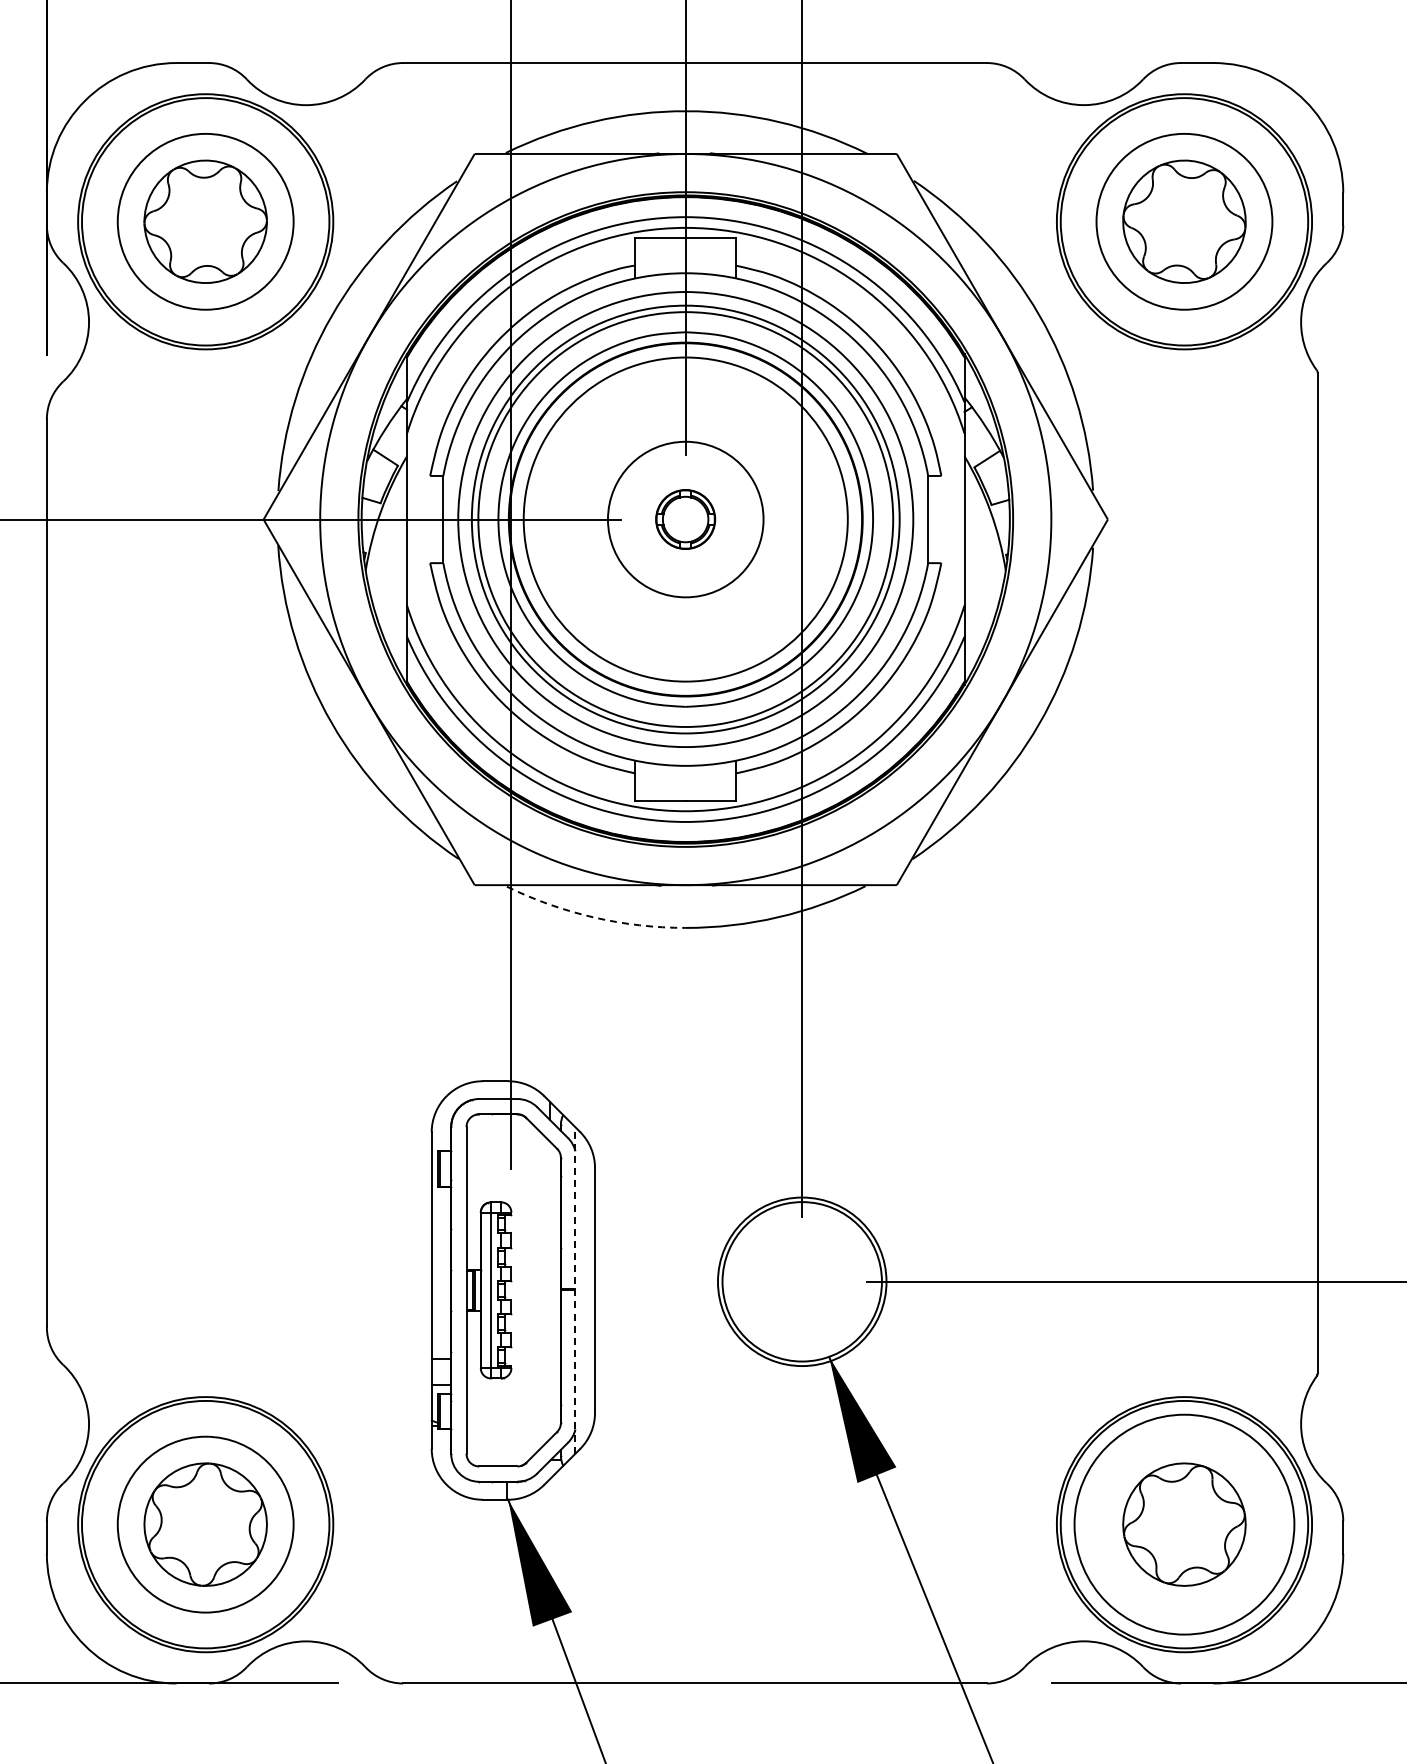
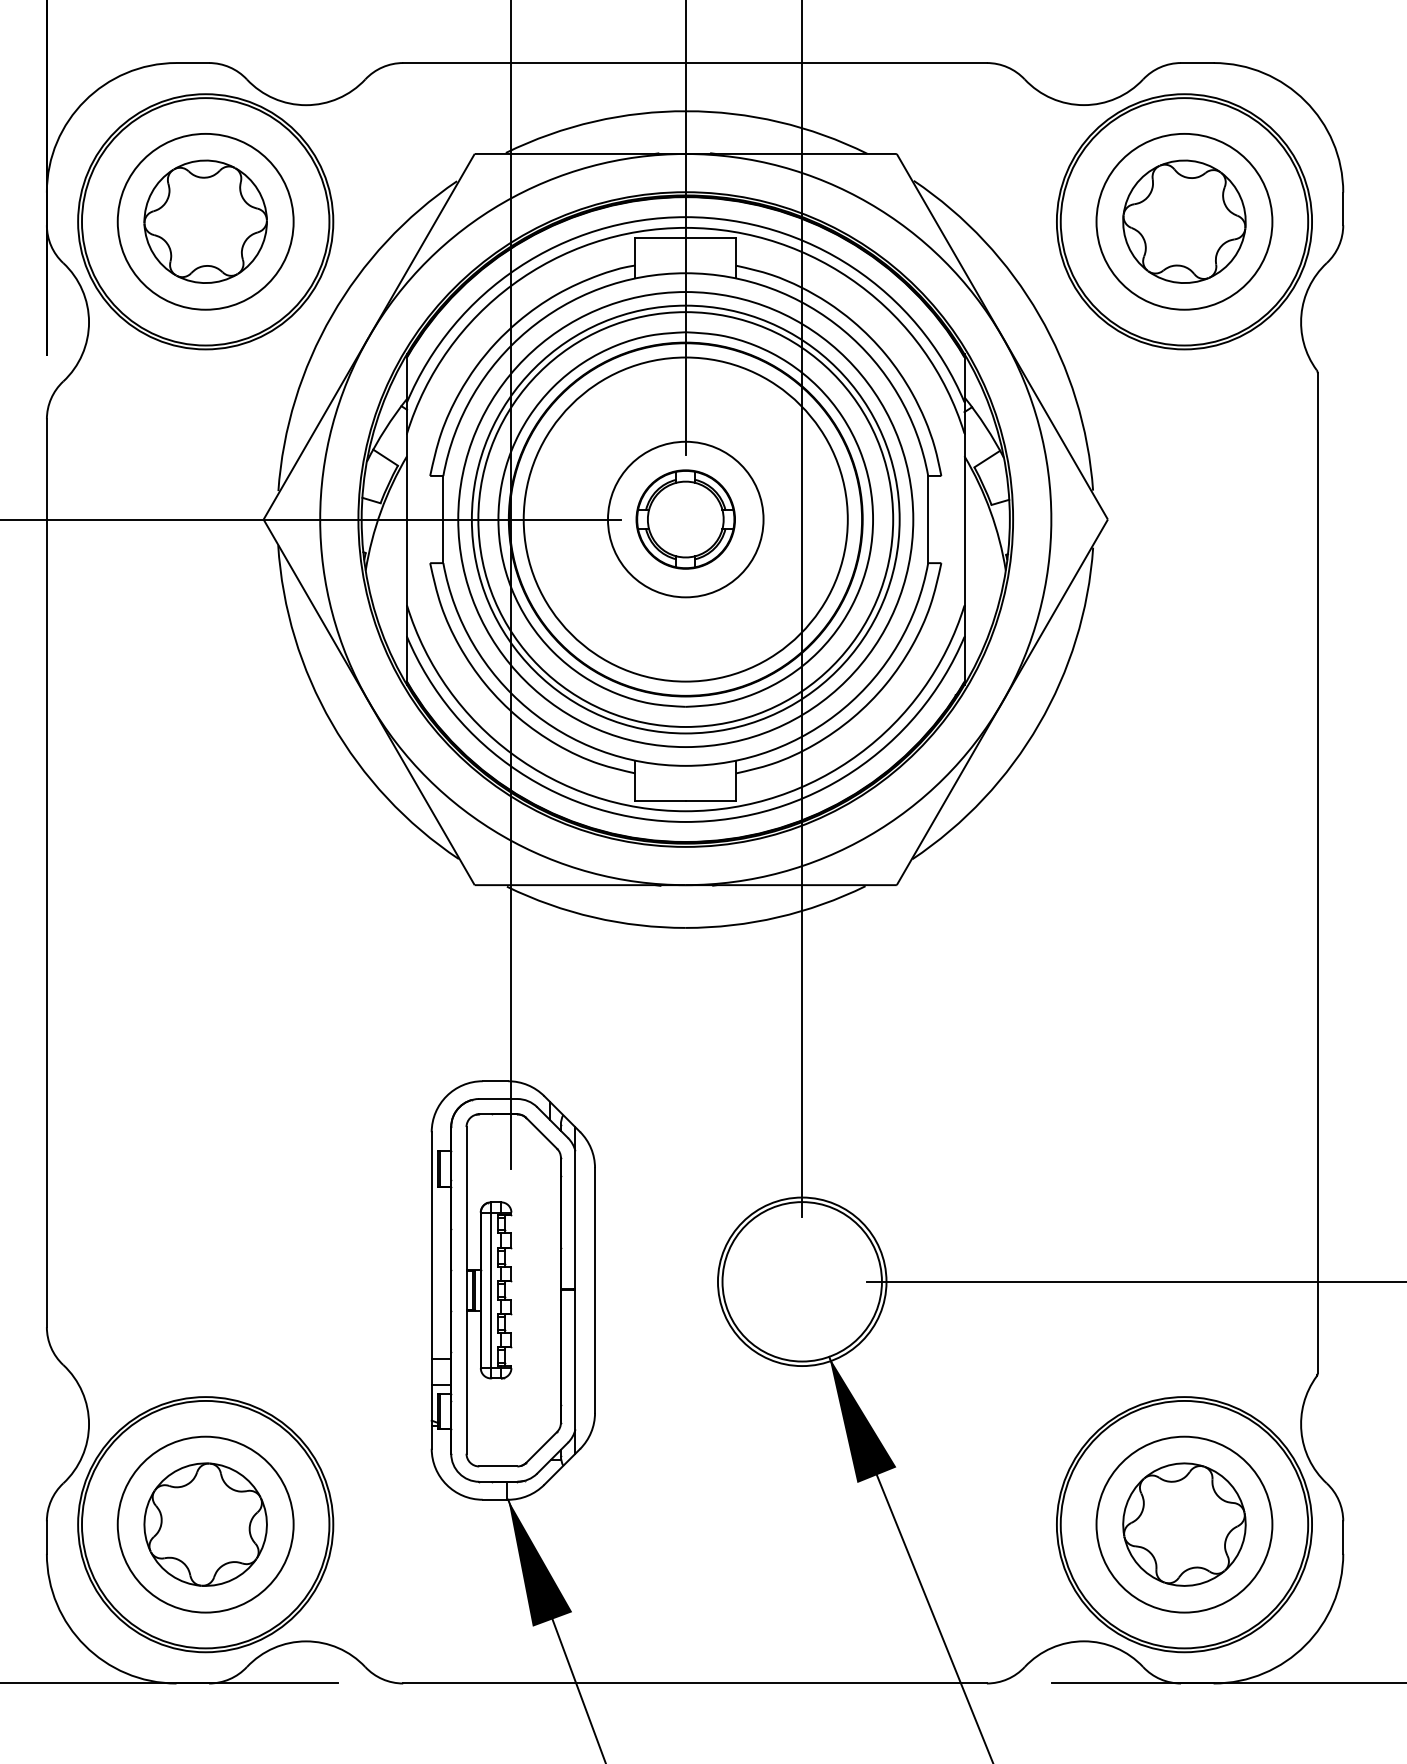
part size: 62x61 px -> 101x101 px (685, 519)
arc: dashed -> solid (594, 917)
line: dashed -> solid (575, 1290)
circle diameter: 220 px -> 176 px (1184, 1524)
